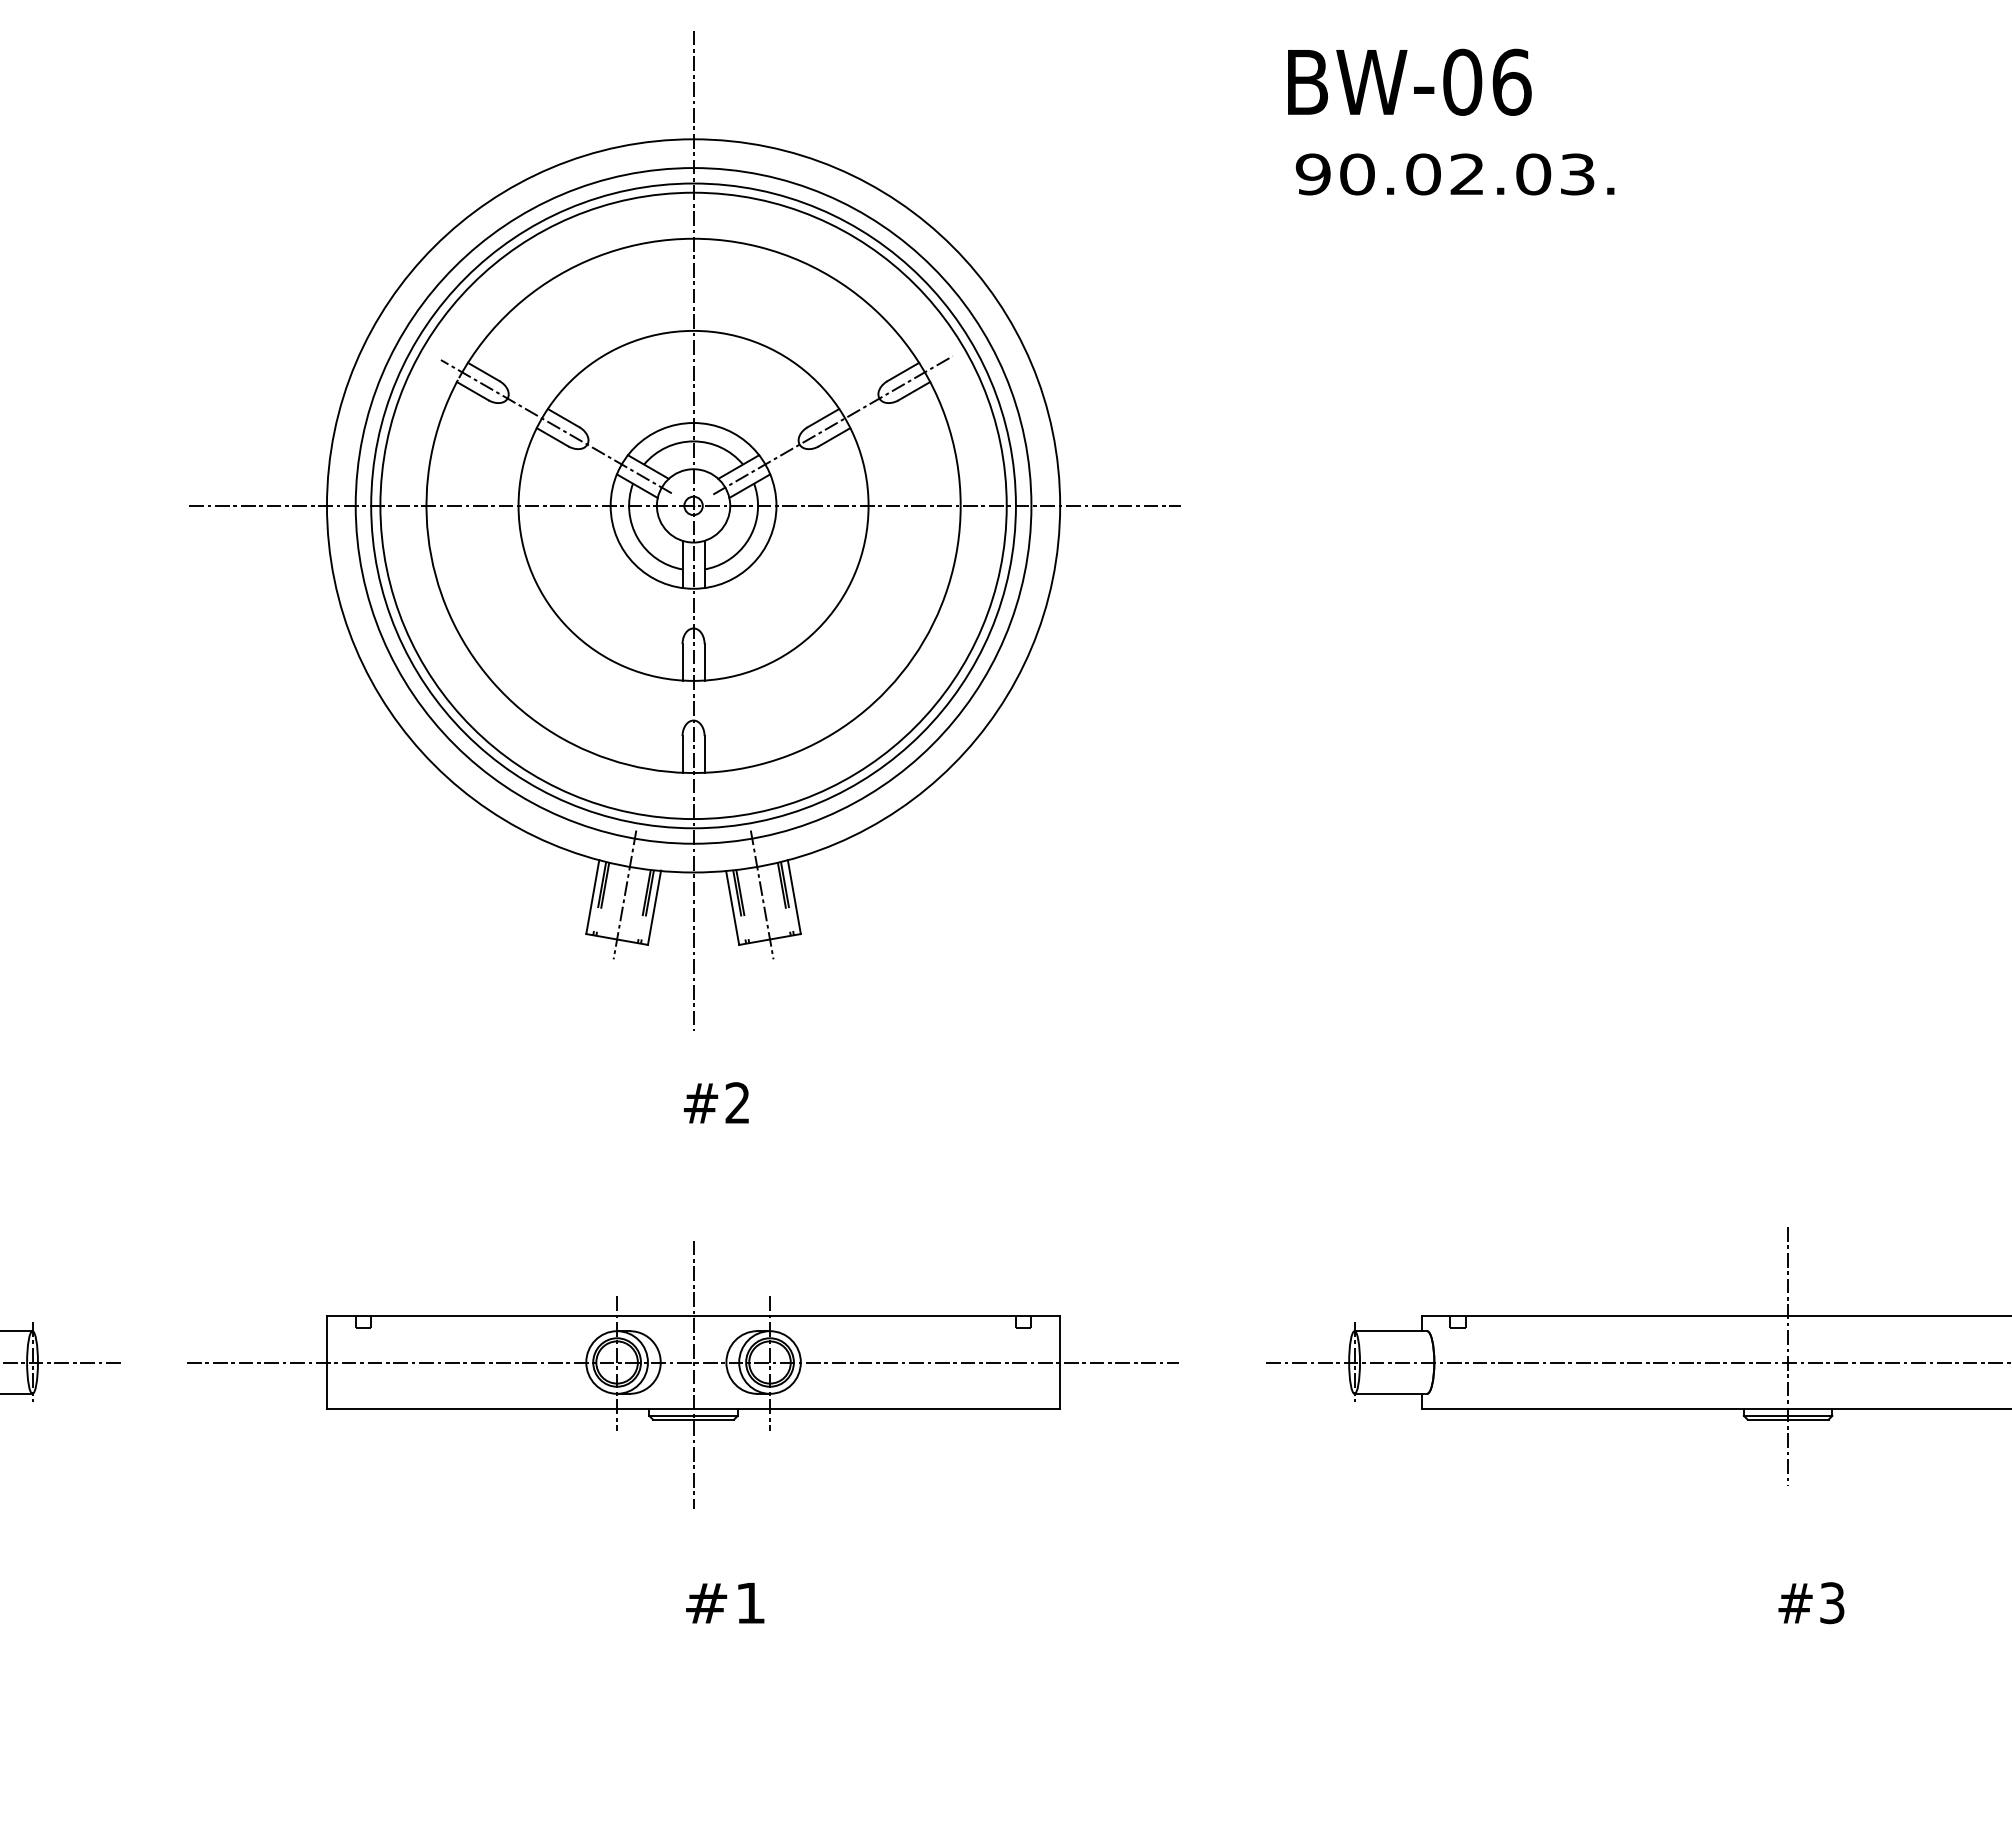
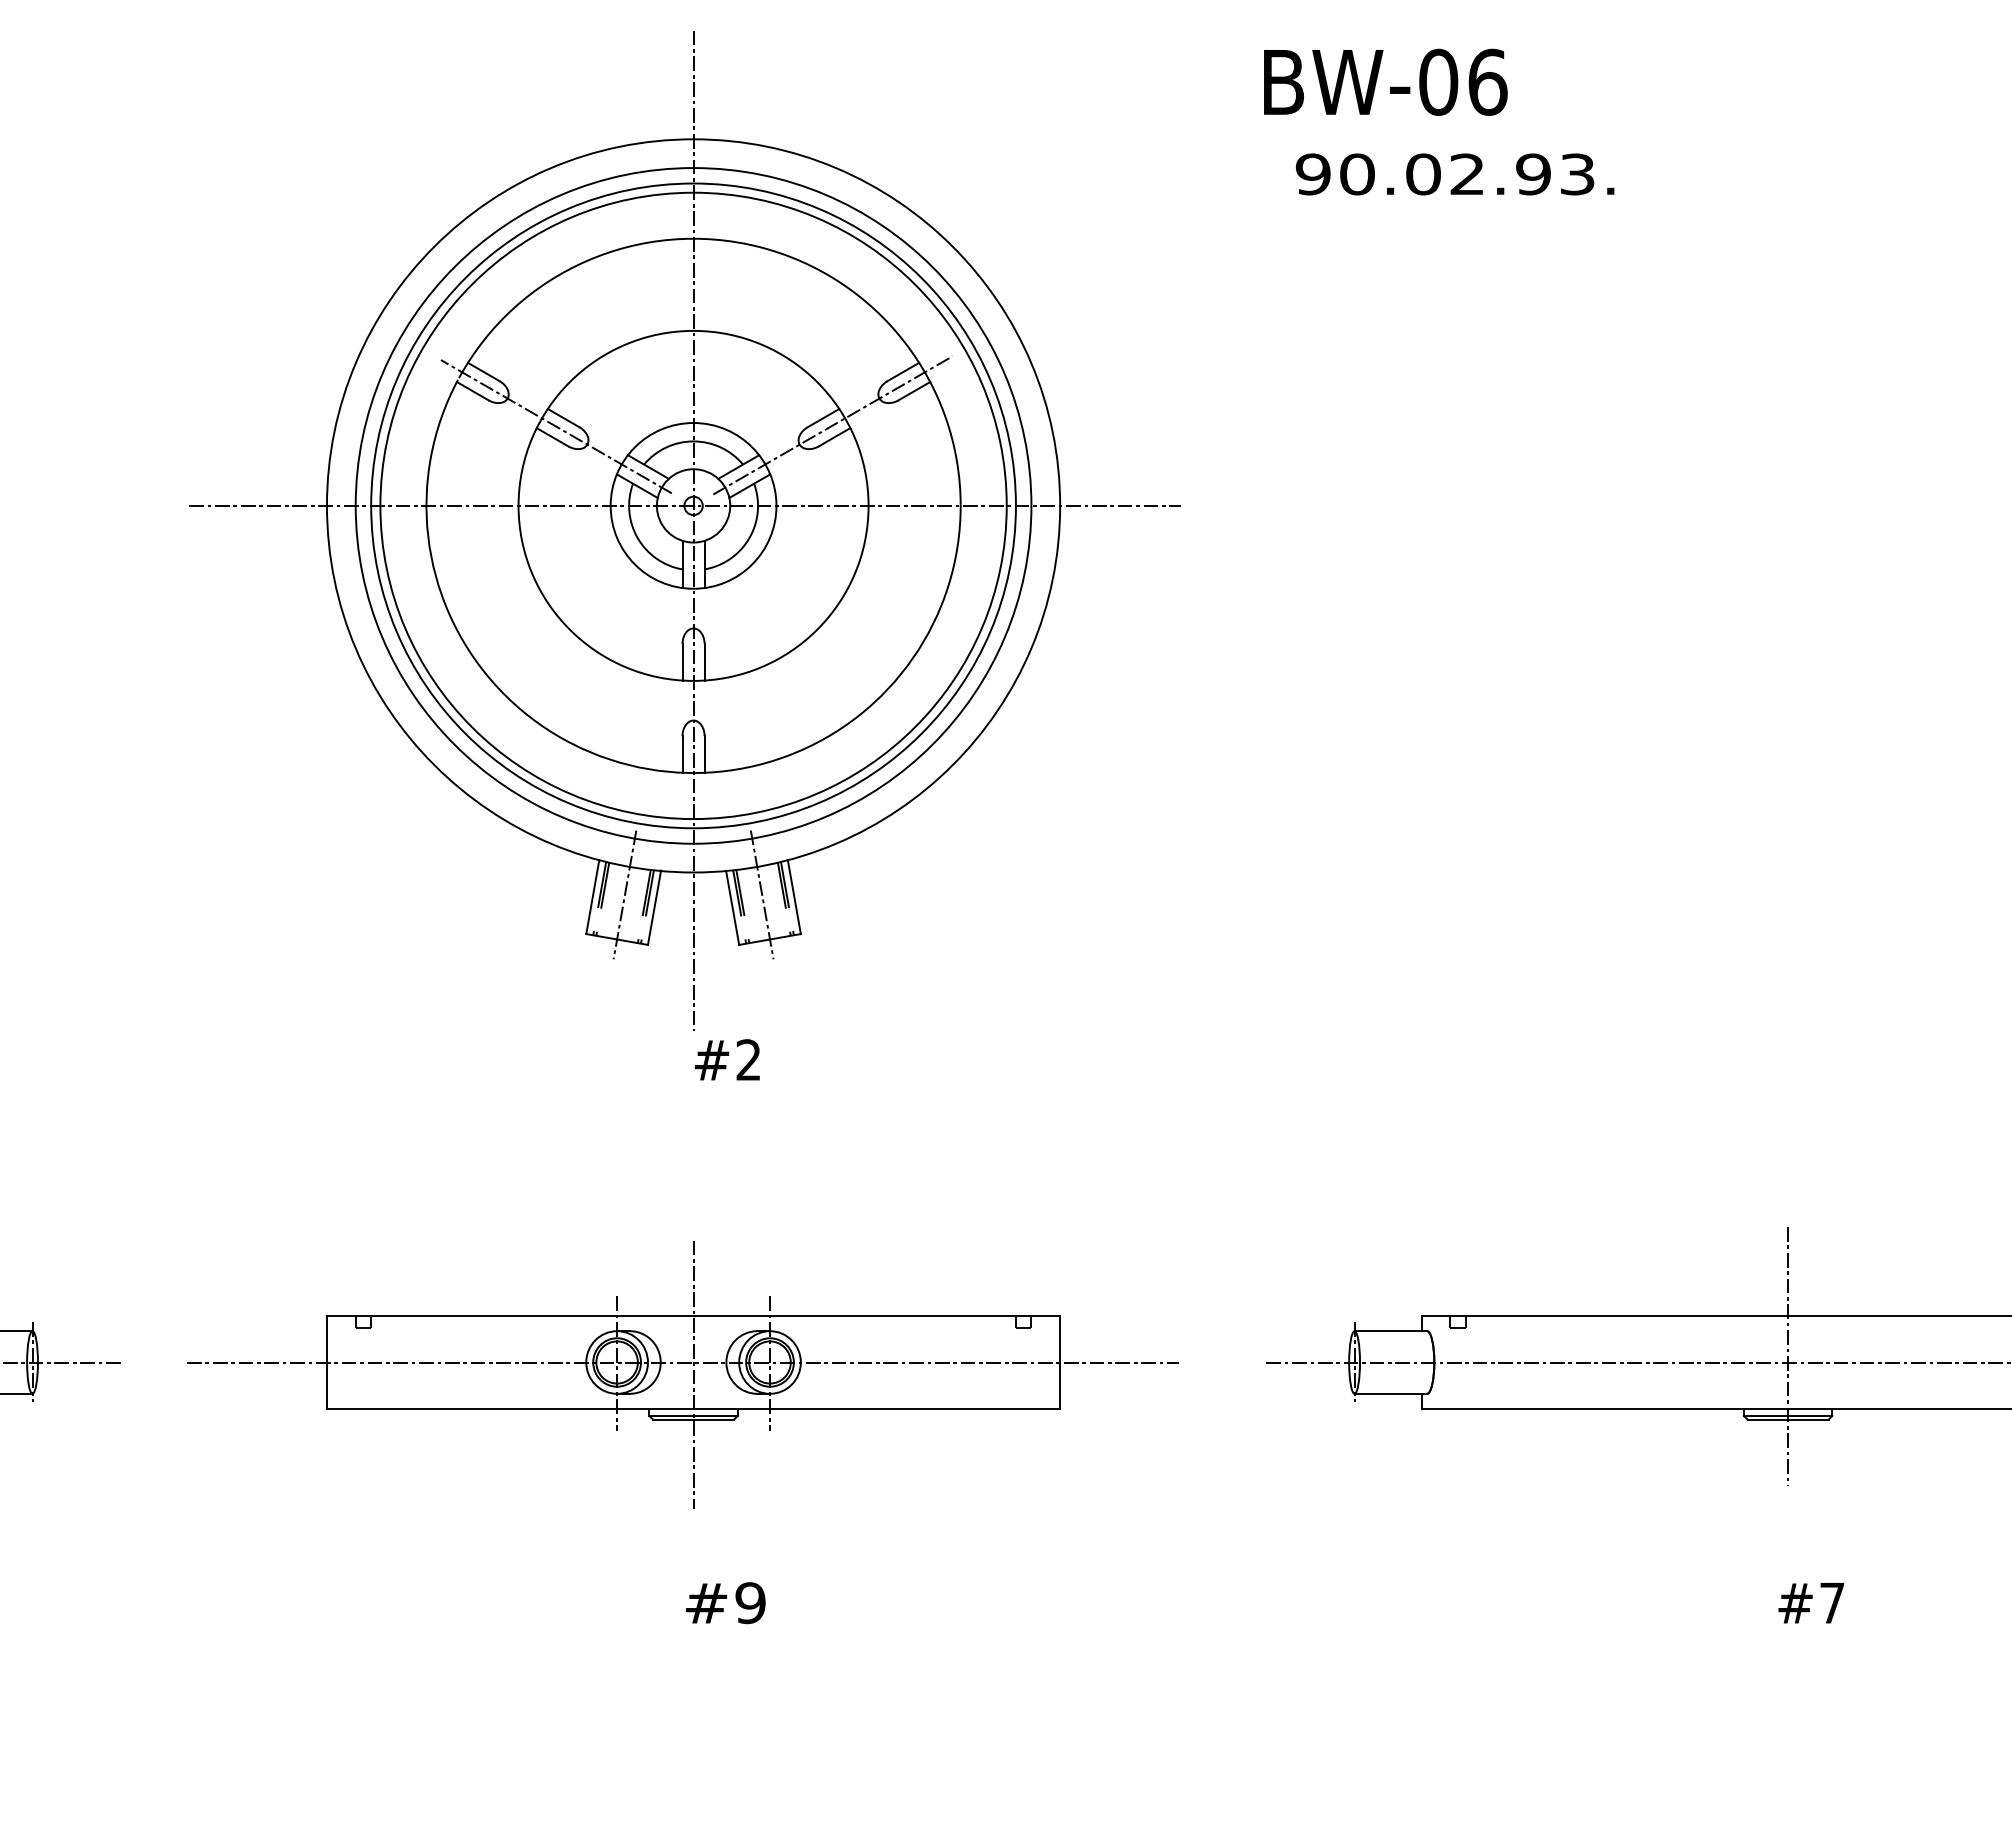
text position: (1409, 81) -> (1385, 81) (1385, 81)
text: 90.02.03. -> 90.02.93. (1533, 174)
text position: (716, 1102) -> (727, 1059) (727, 1059)
text: #1 -> #9 (750, 1603)
text: #3 -> #7 (1832, 1603)
